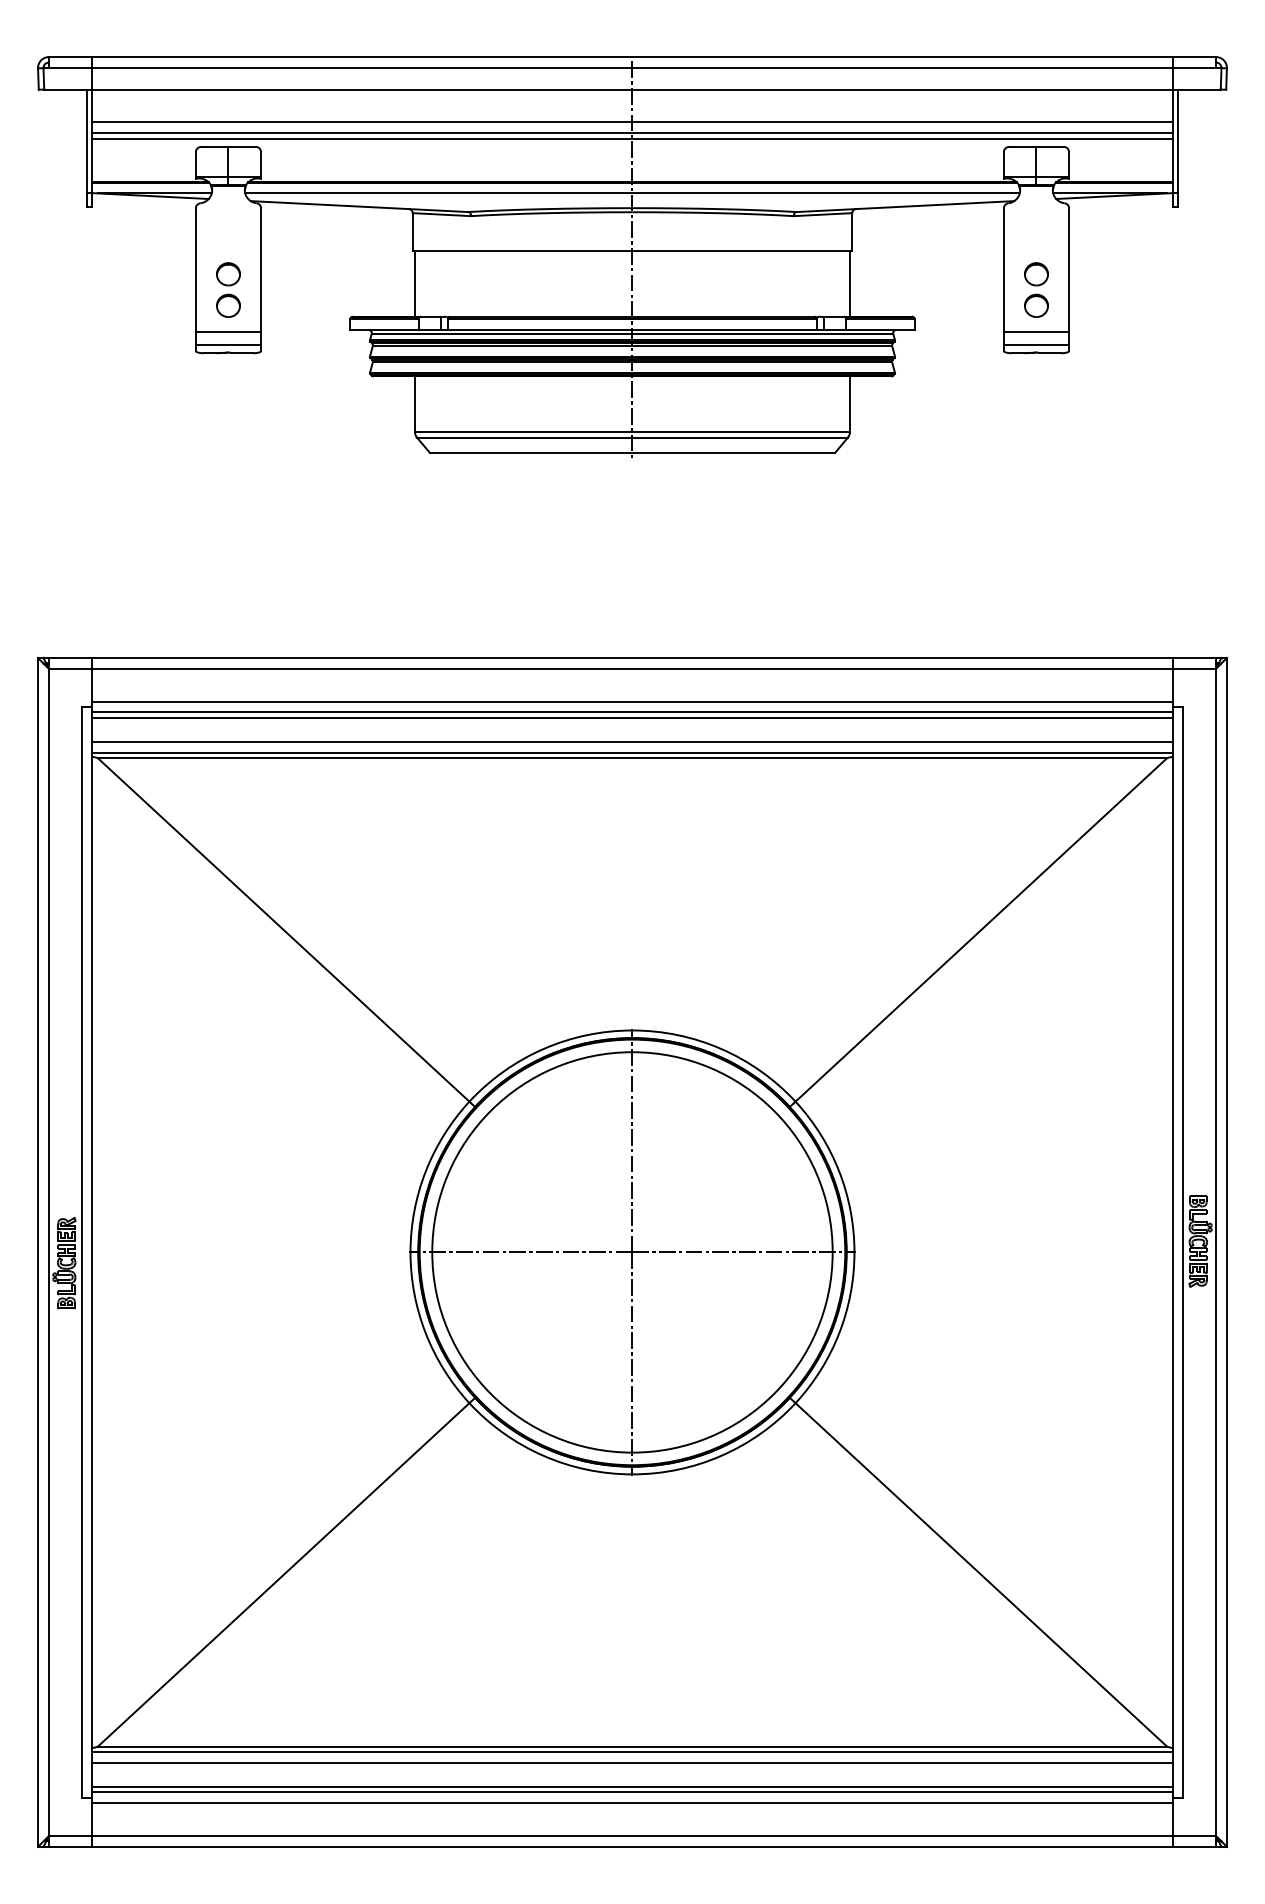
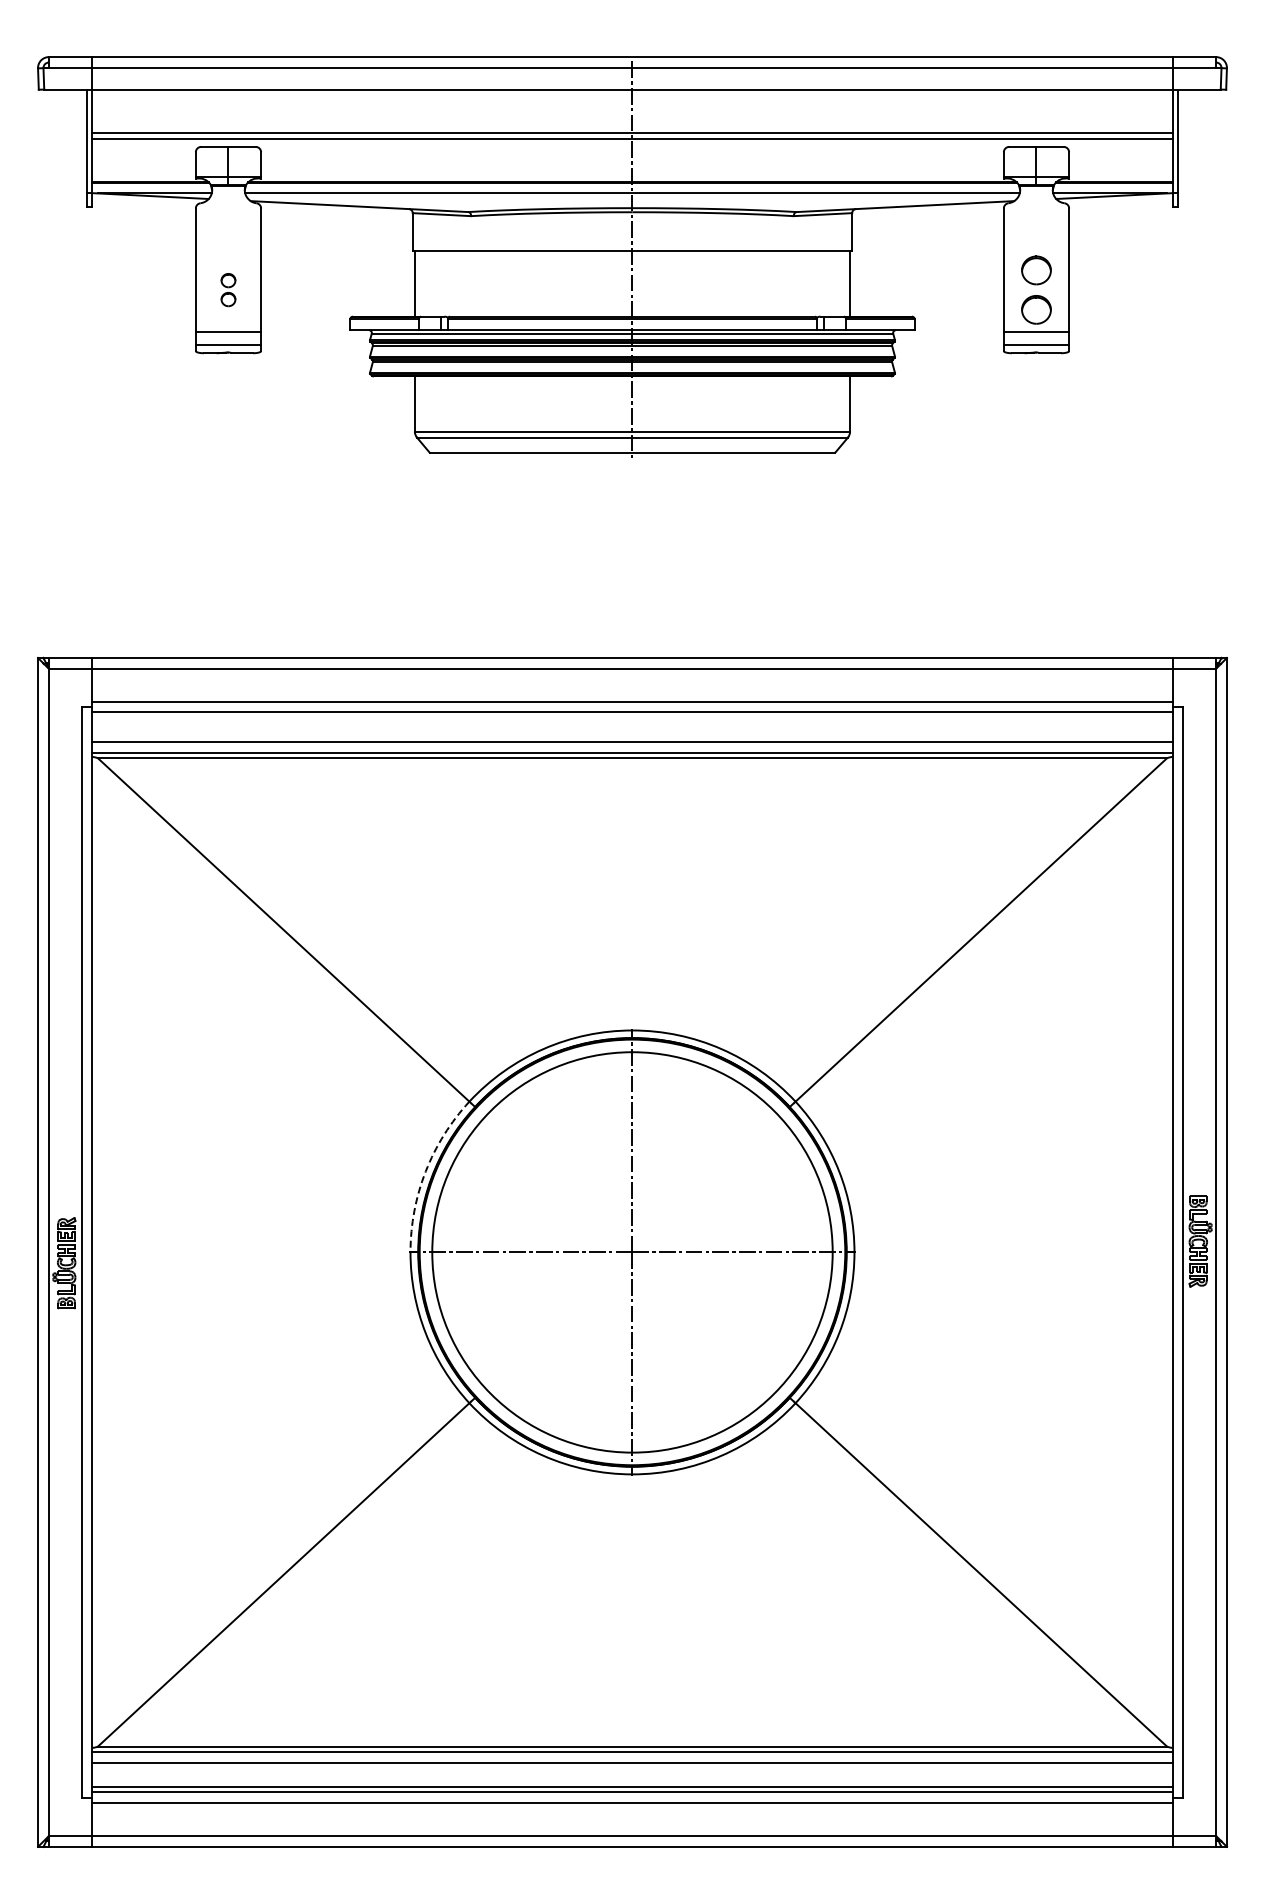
line: present -> none (632, 122)
part size: 25x56 px -> 17x35 px (228, 290)
part size: 25x56 px -> 31x70 px (1036, 289)
line: present -> none (632, 717)
arc: solid -> dashed (425, 1171)
